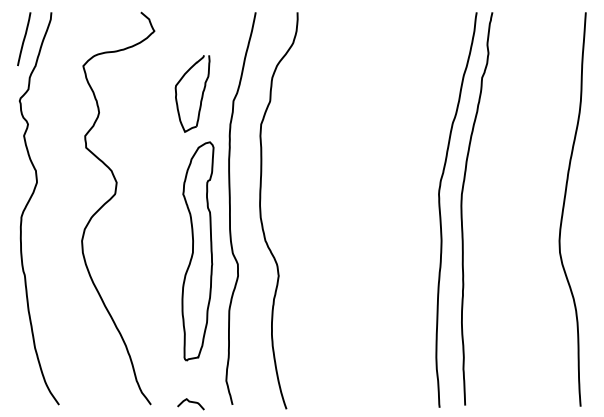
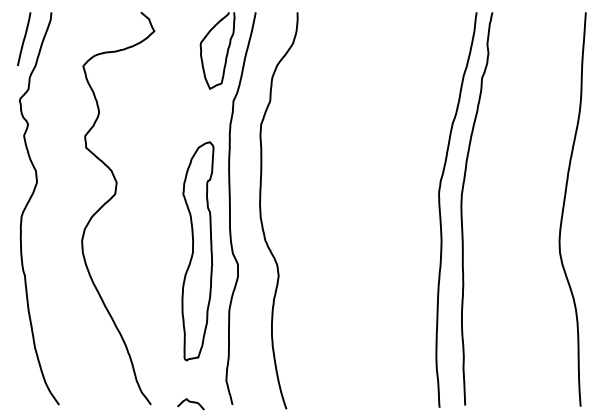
part position: (201, 94) -> (226, 51) (226, 51)
